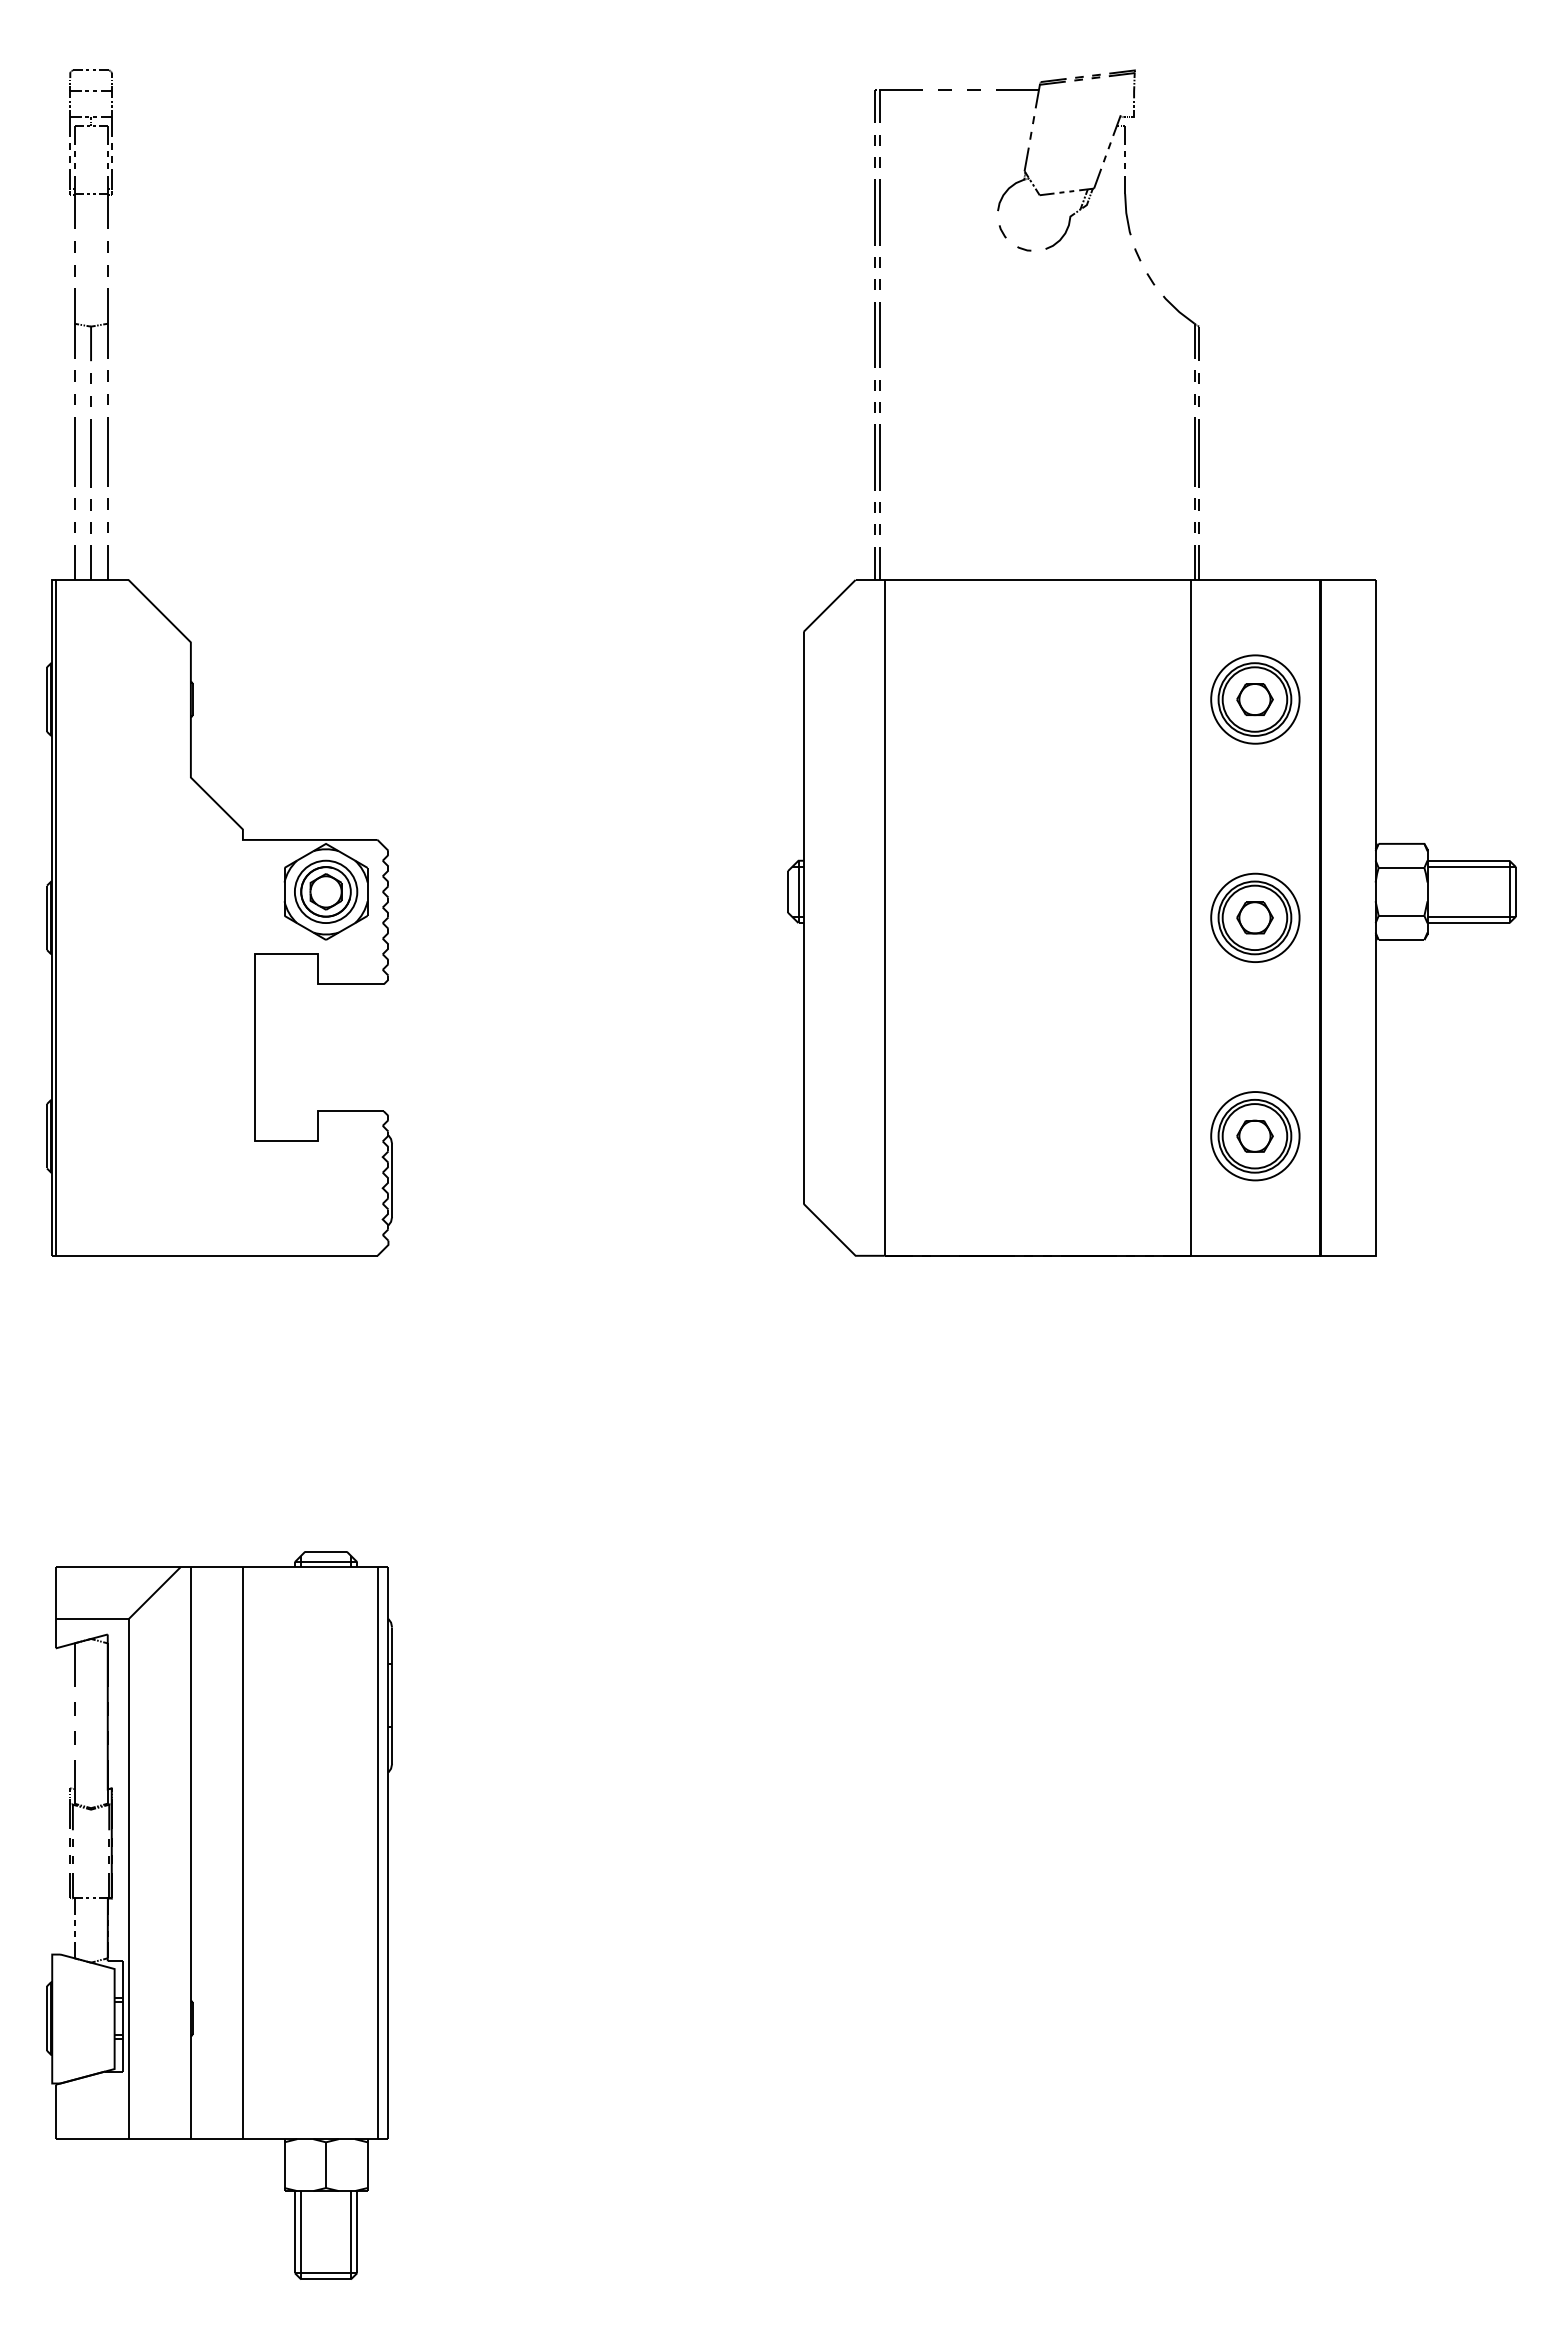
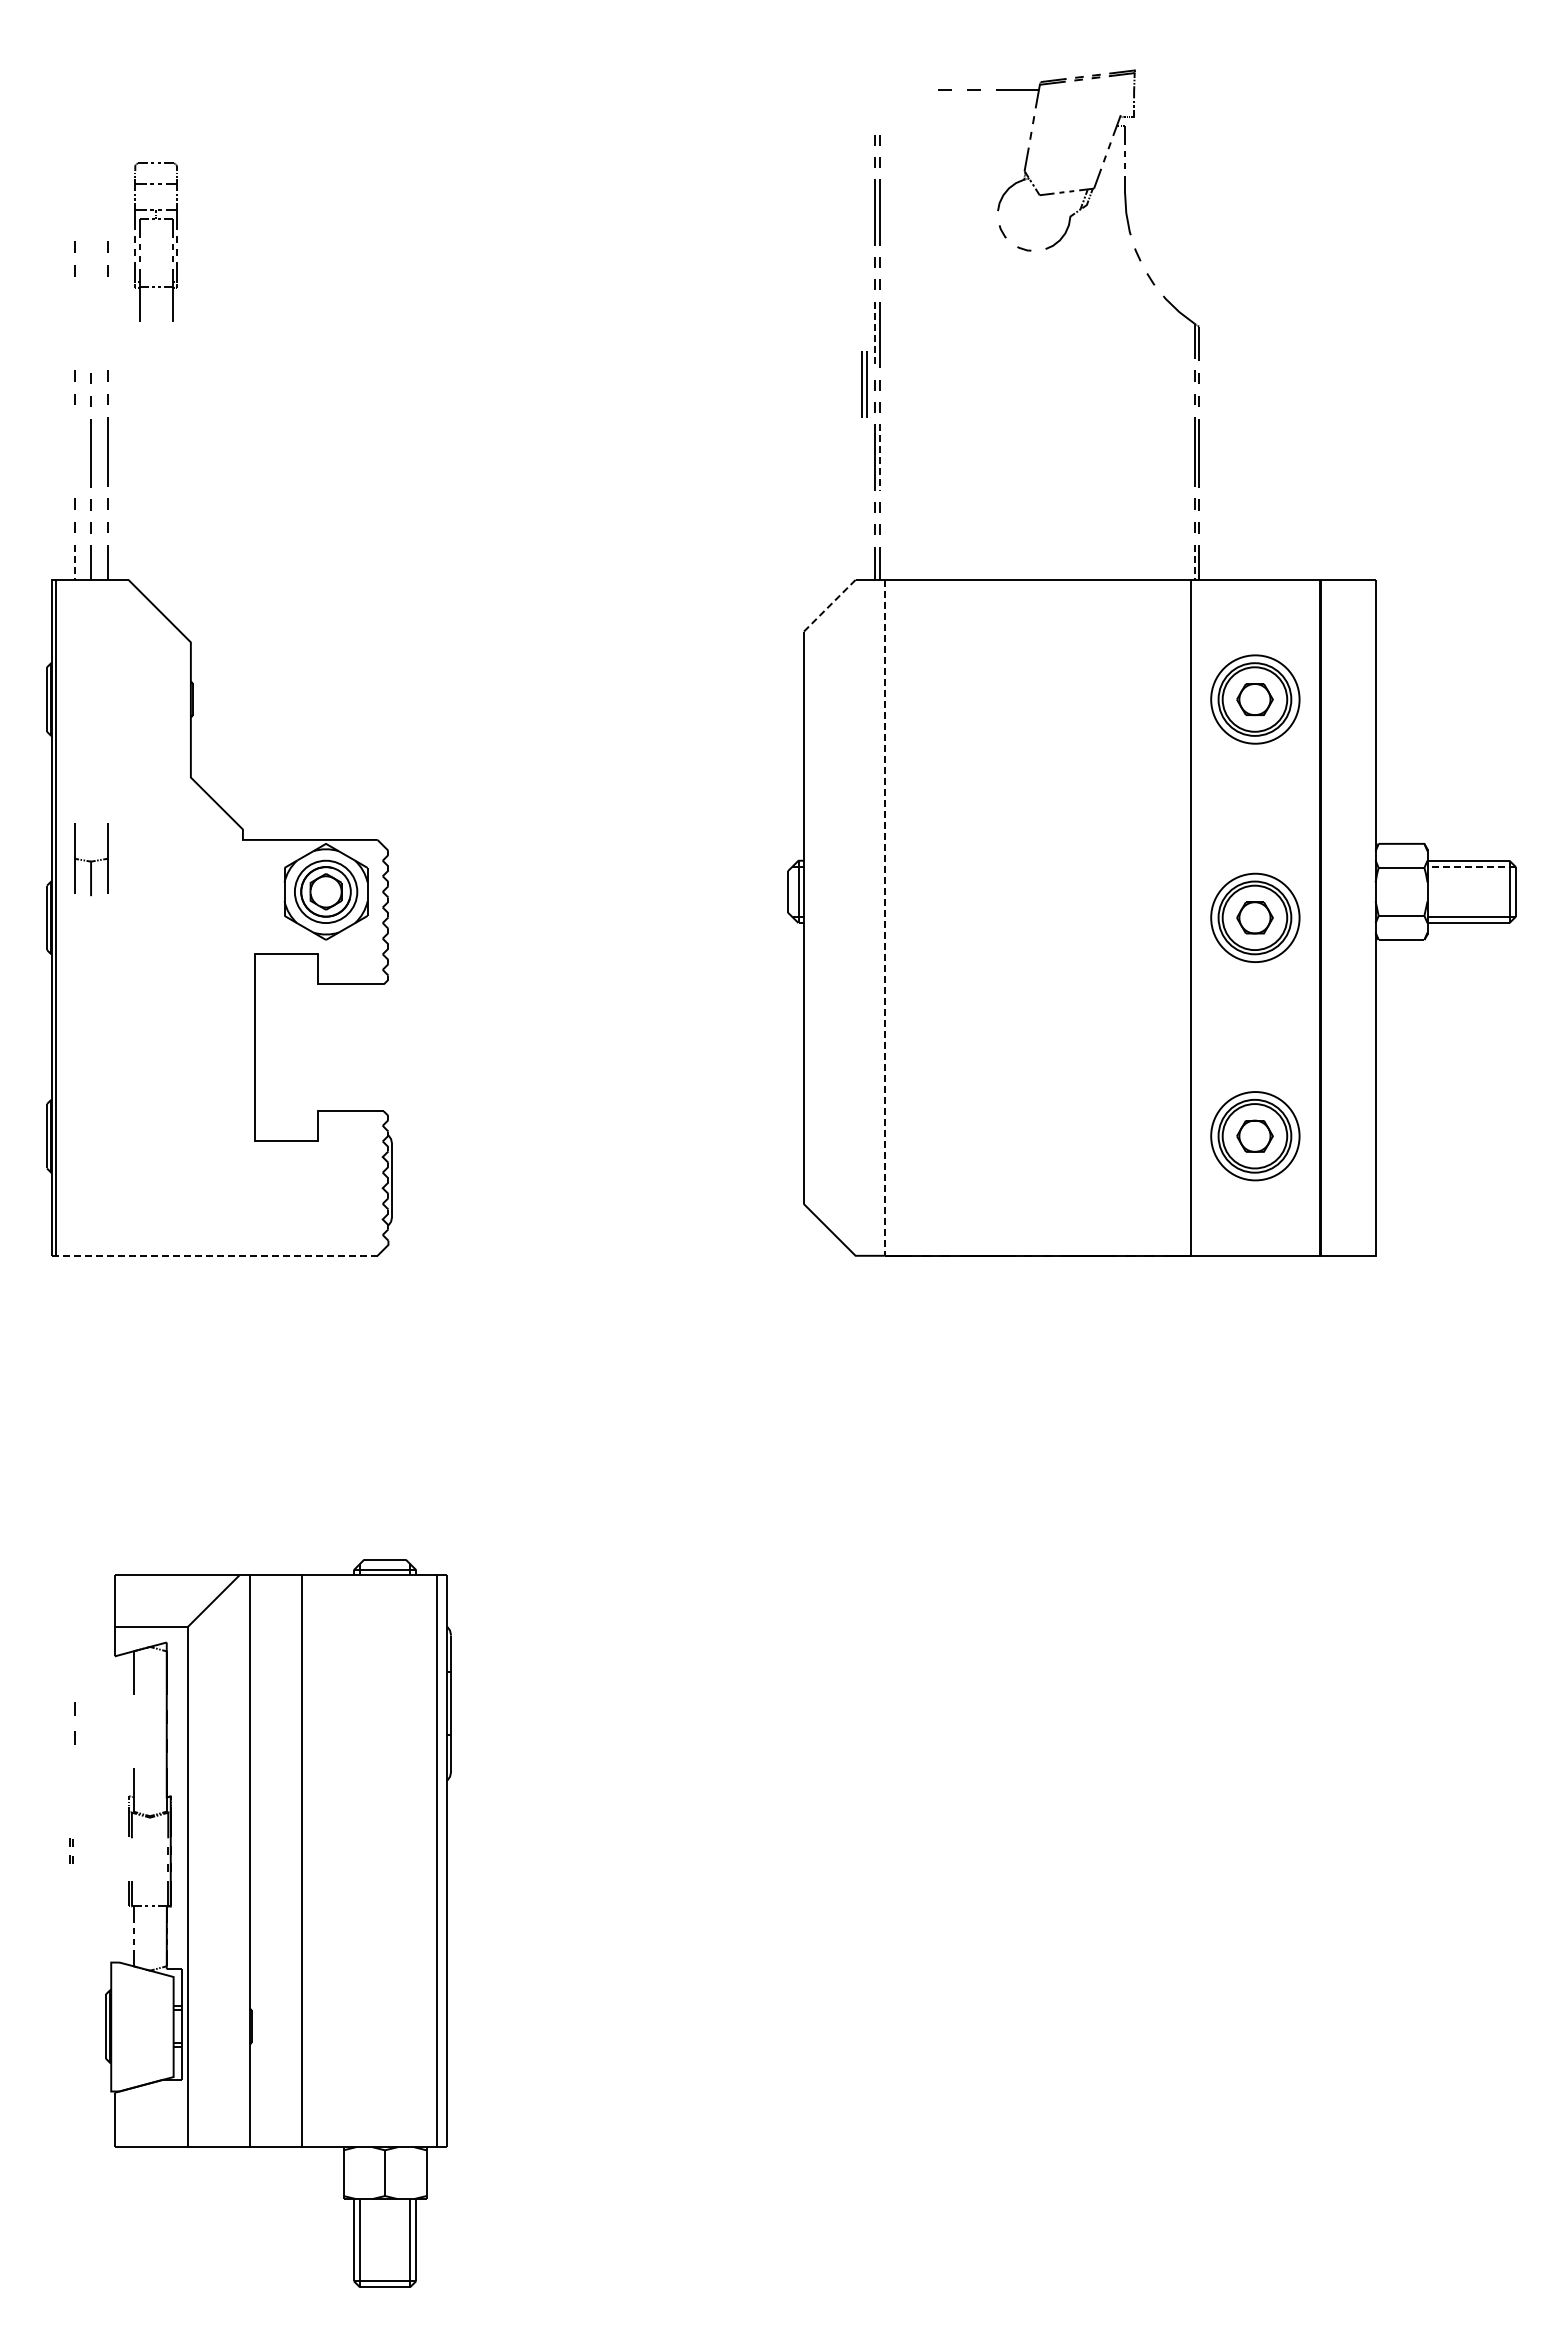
part: present -> none (898, 90)
part position: (75, 151) -> (140, 244) (140, 244)
part position: (91, 324) -> (91, 859) (91, 859)
line: solid -> dashed (875, 335)
part: none -> present (864, 384)
line: present -> none (74, 451)
line: solid -> dashed (879, 458)
line: solid -> dashed (74, 562)
line: solid -> dashed (1194, 562)
line: solid -> dashed (829, 605)
line: solid -> dashed (1471, 867)
line: solid -> dashed (884, 917)
line: solid -> dashed (216, 1255)
part position: (219, 1915) -> (278, 1923) (278, 1923)
